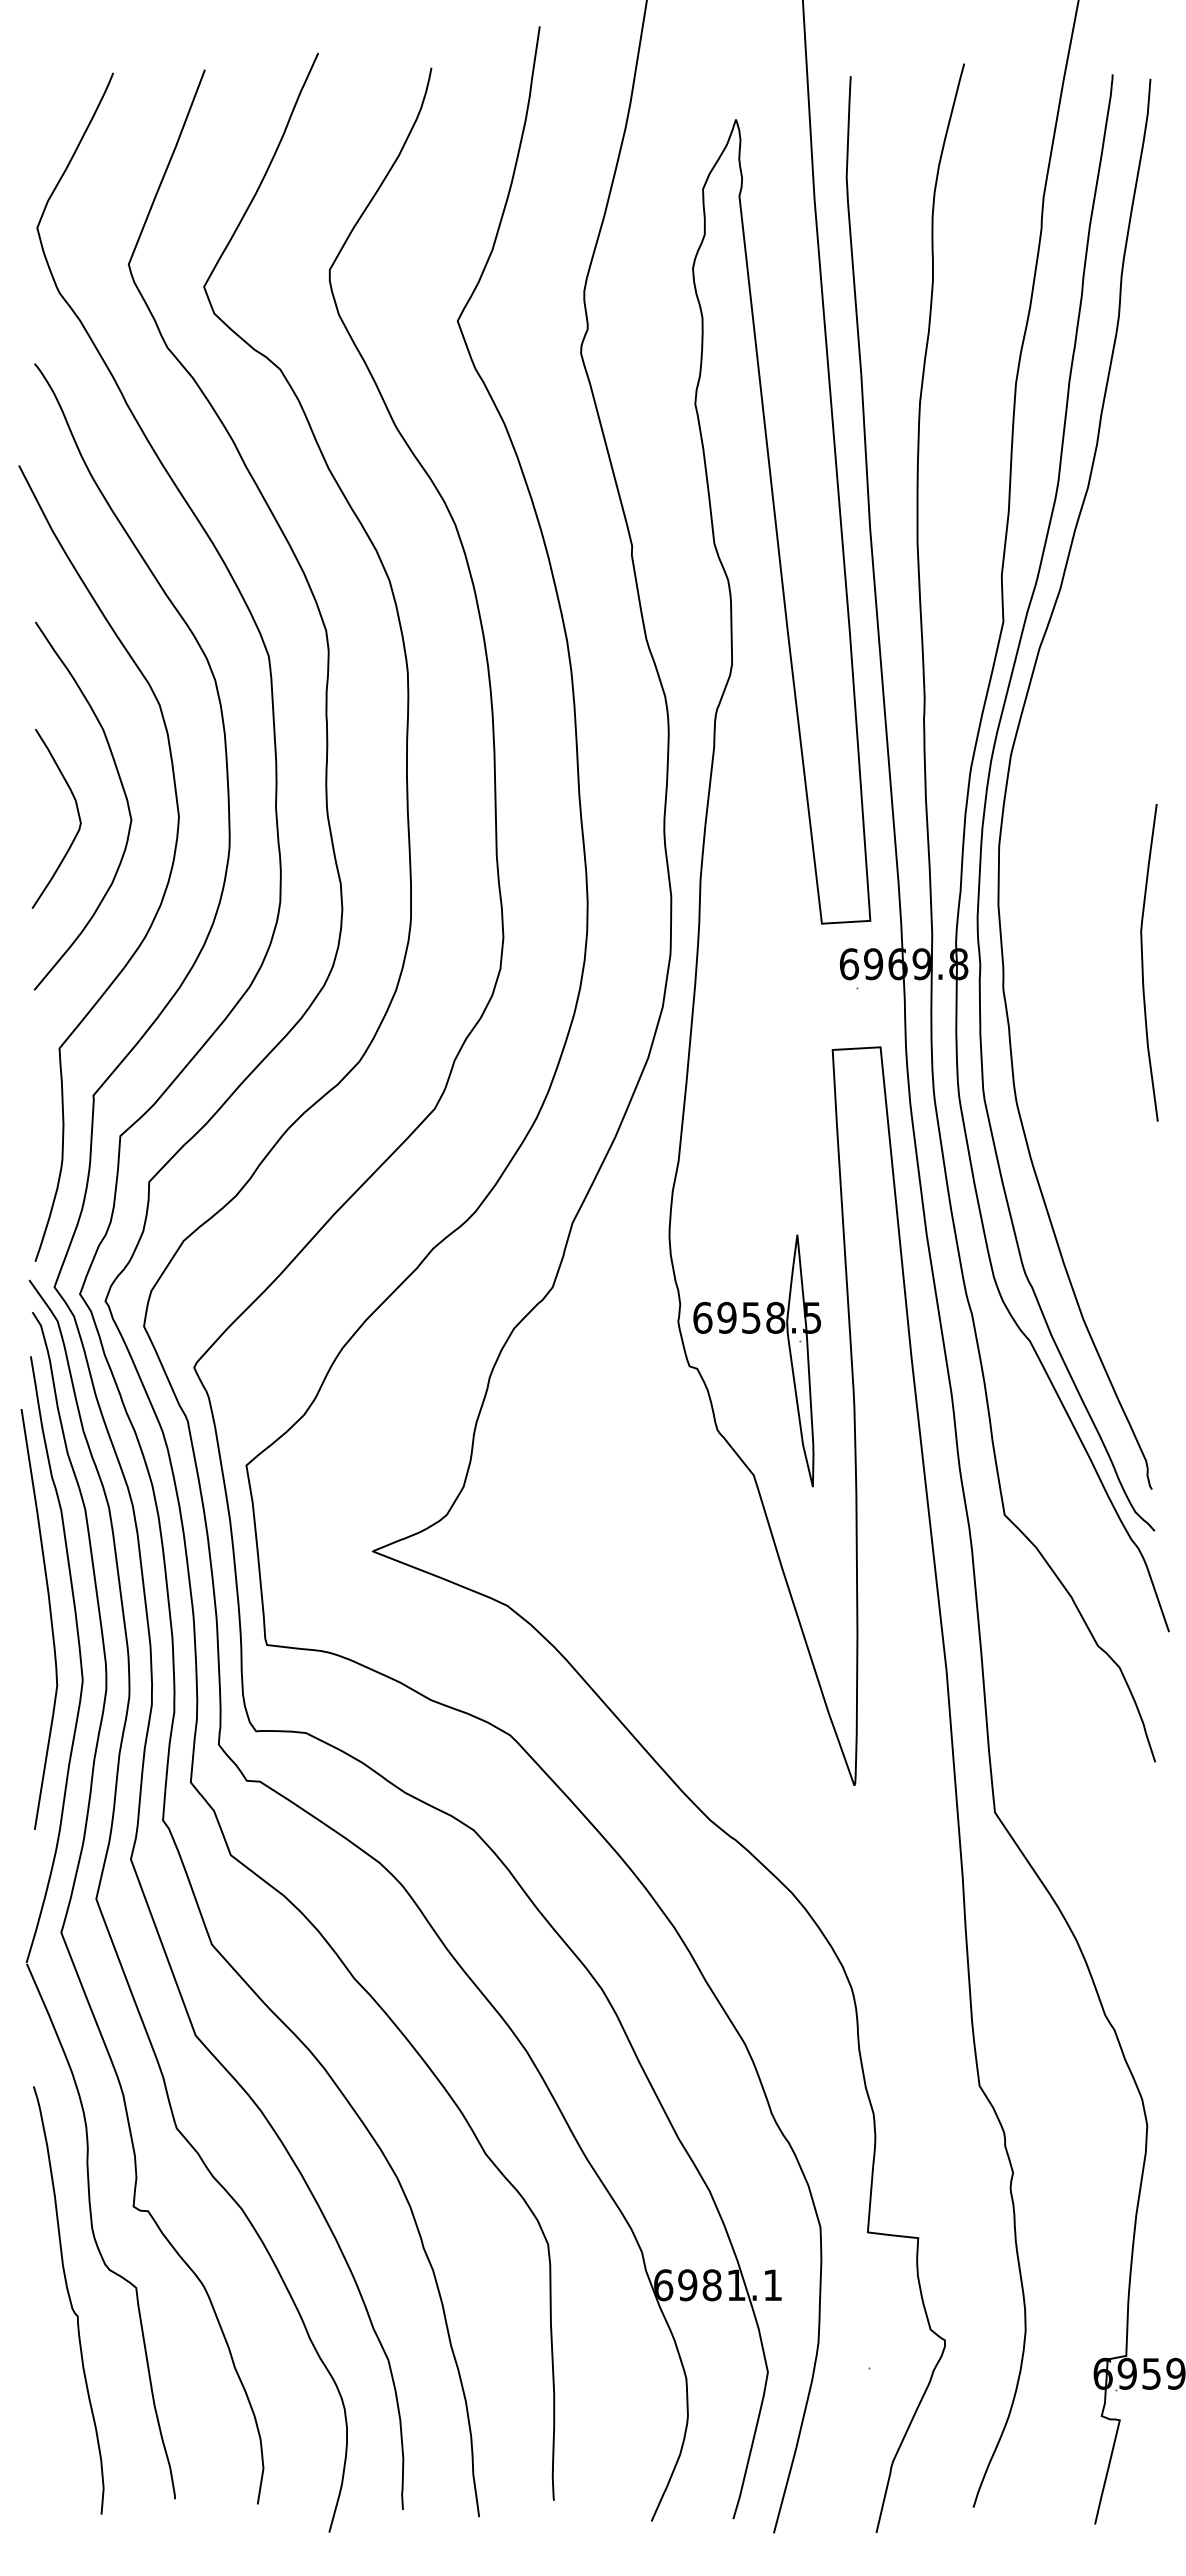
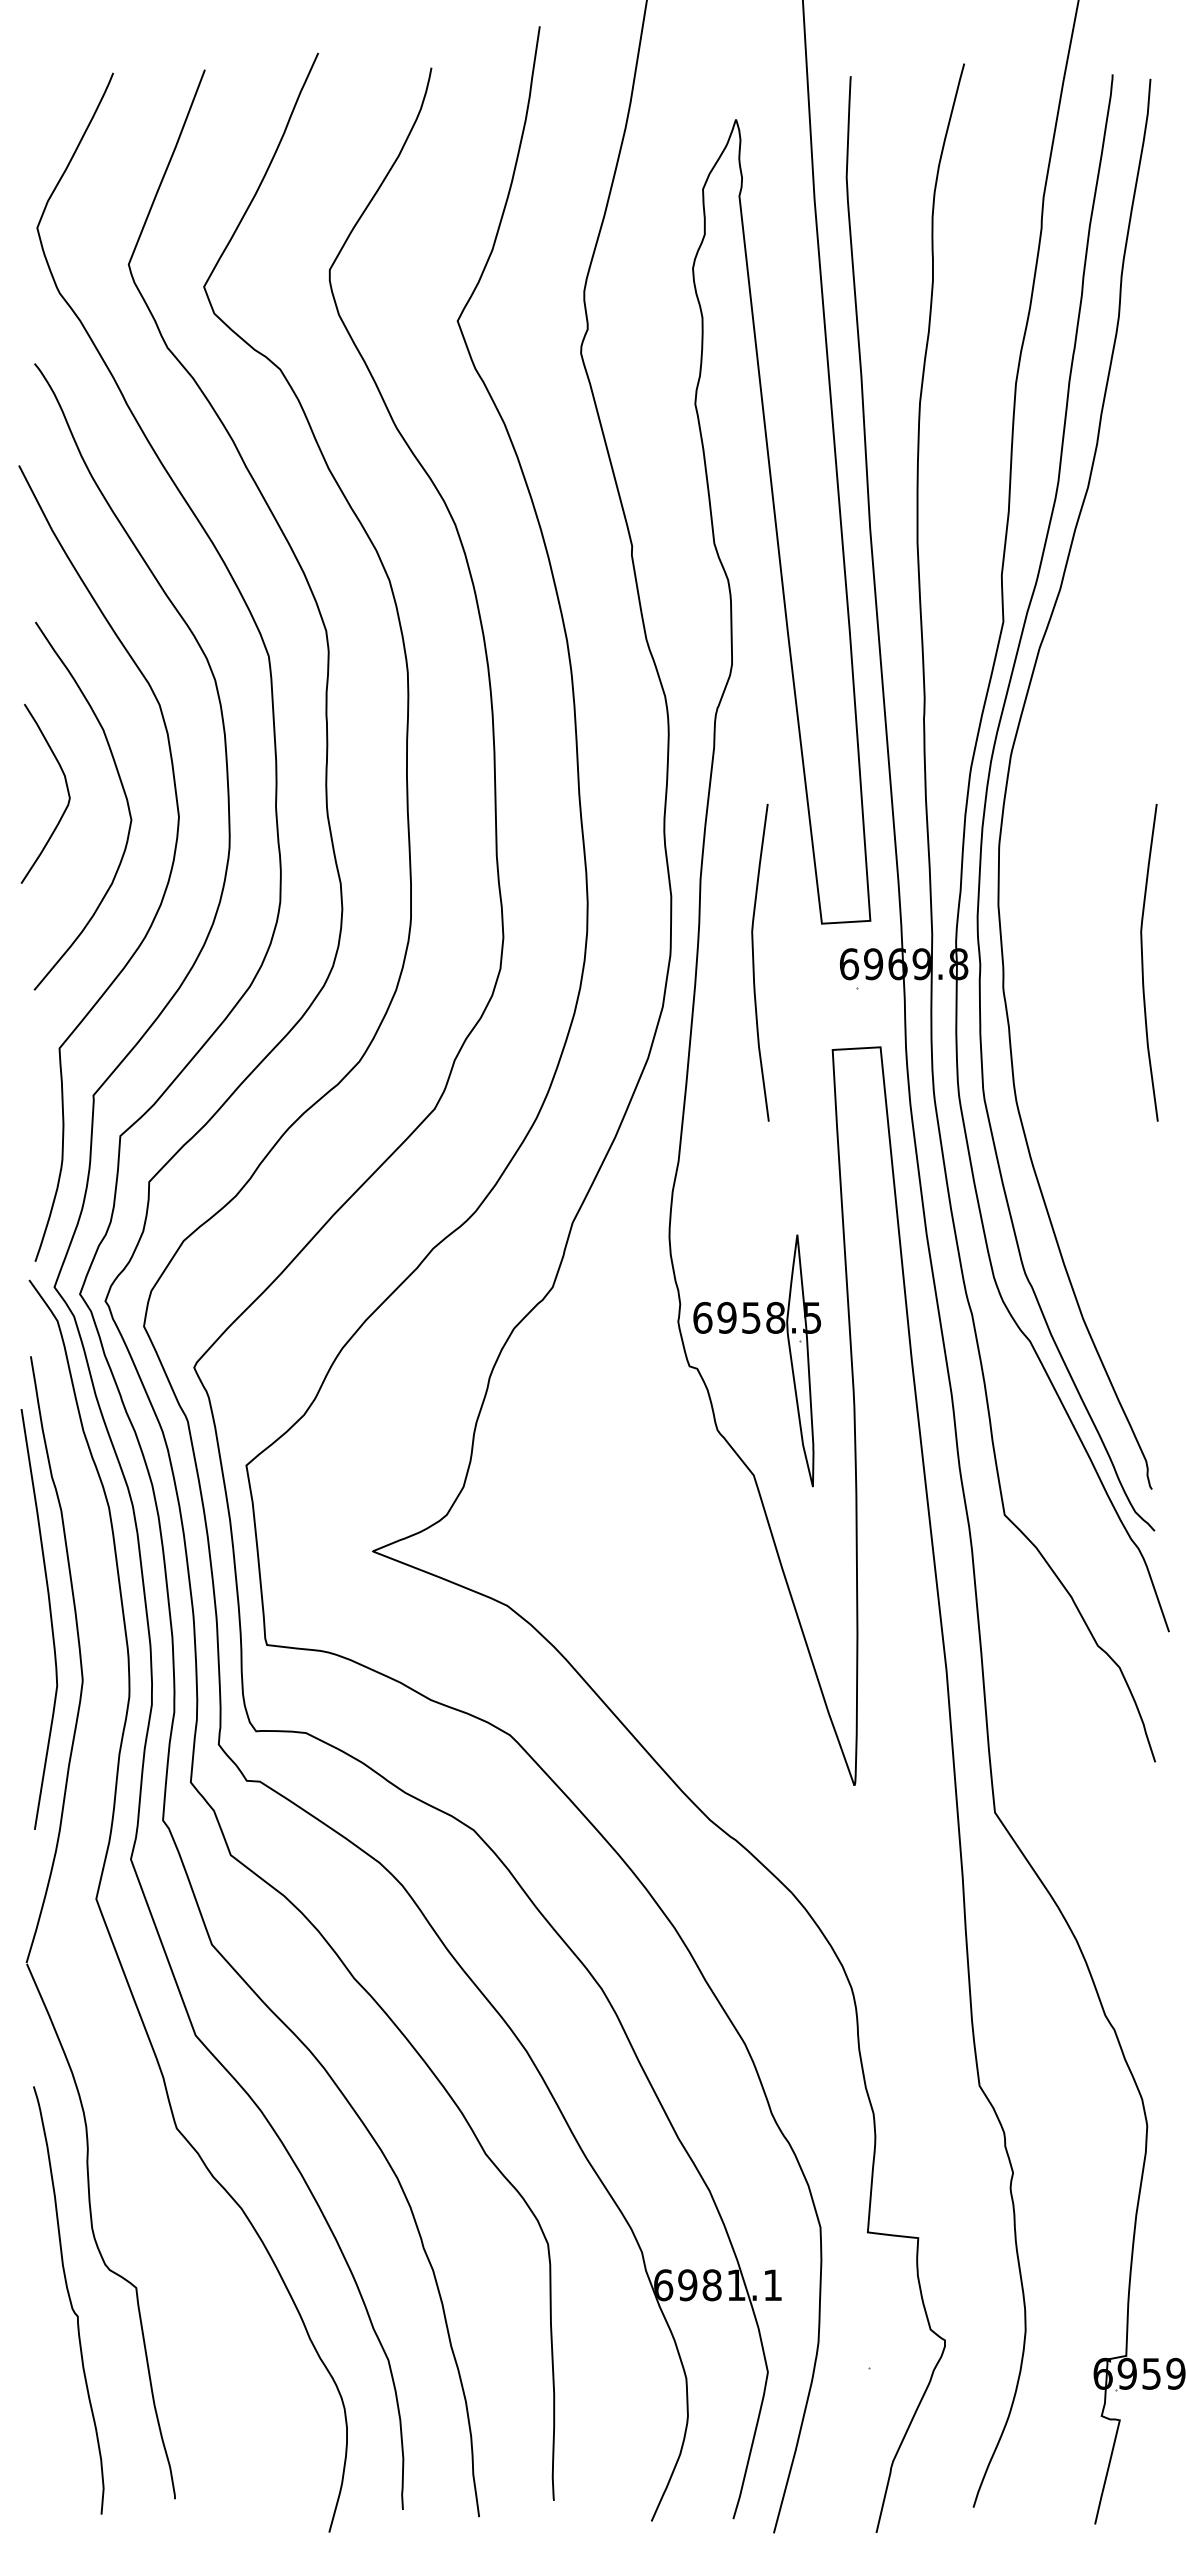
curve position: (77, 813) -> (66, 788) (66, 788)
curve: none -> present (754, 962)
curve: present -> none (73, 1891)
